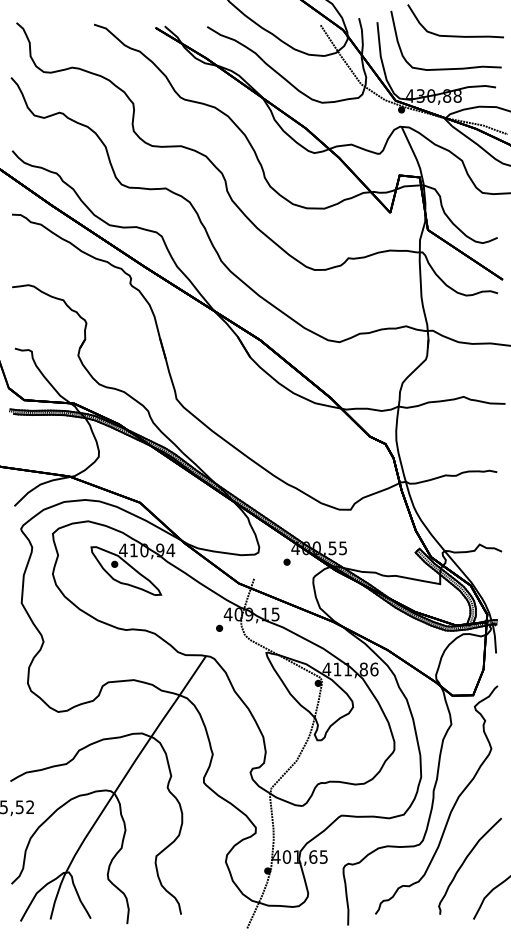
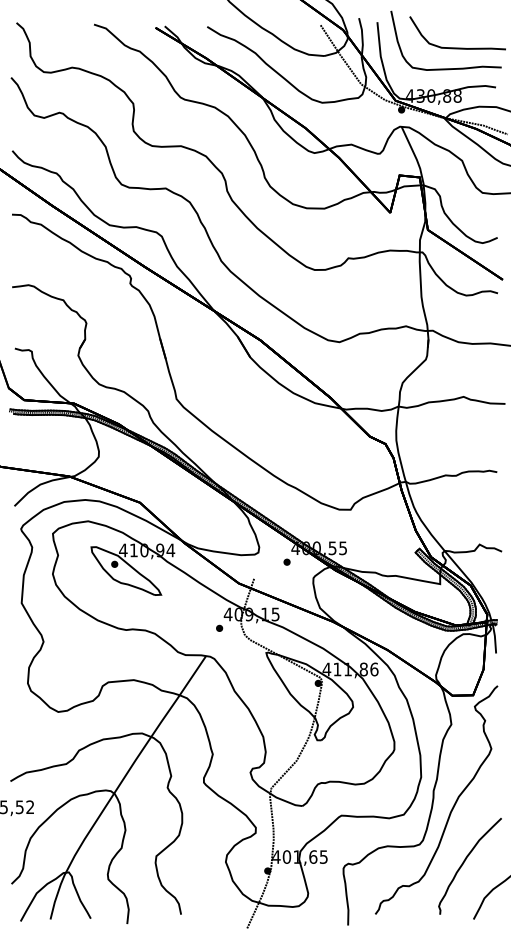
curve position: (455, 35) -> (457, 47) (457, 47)
